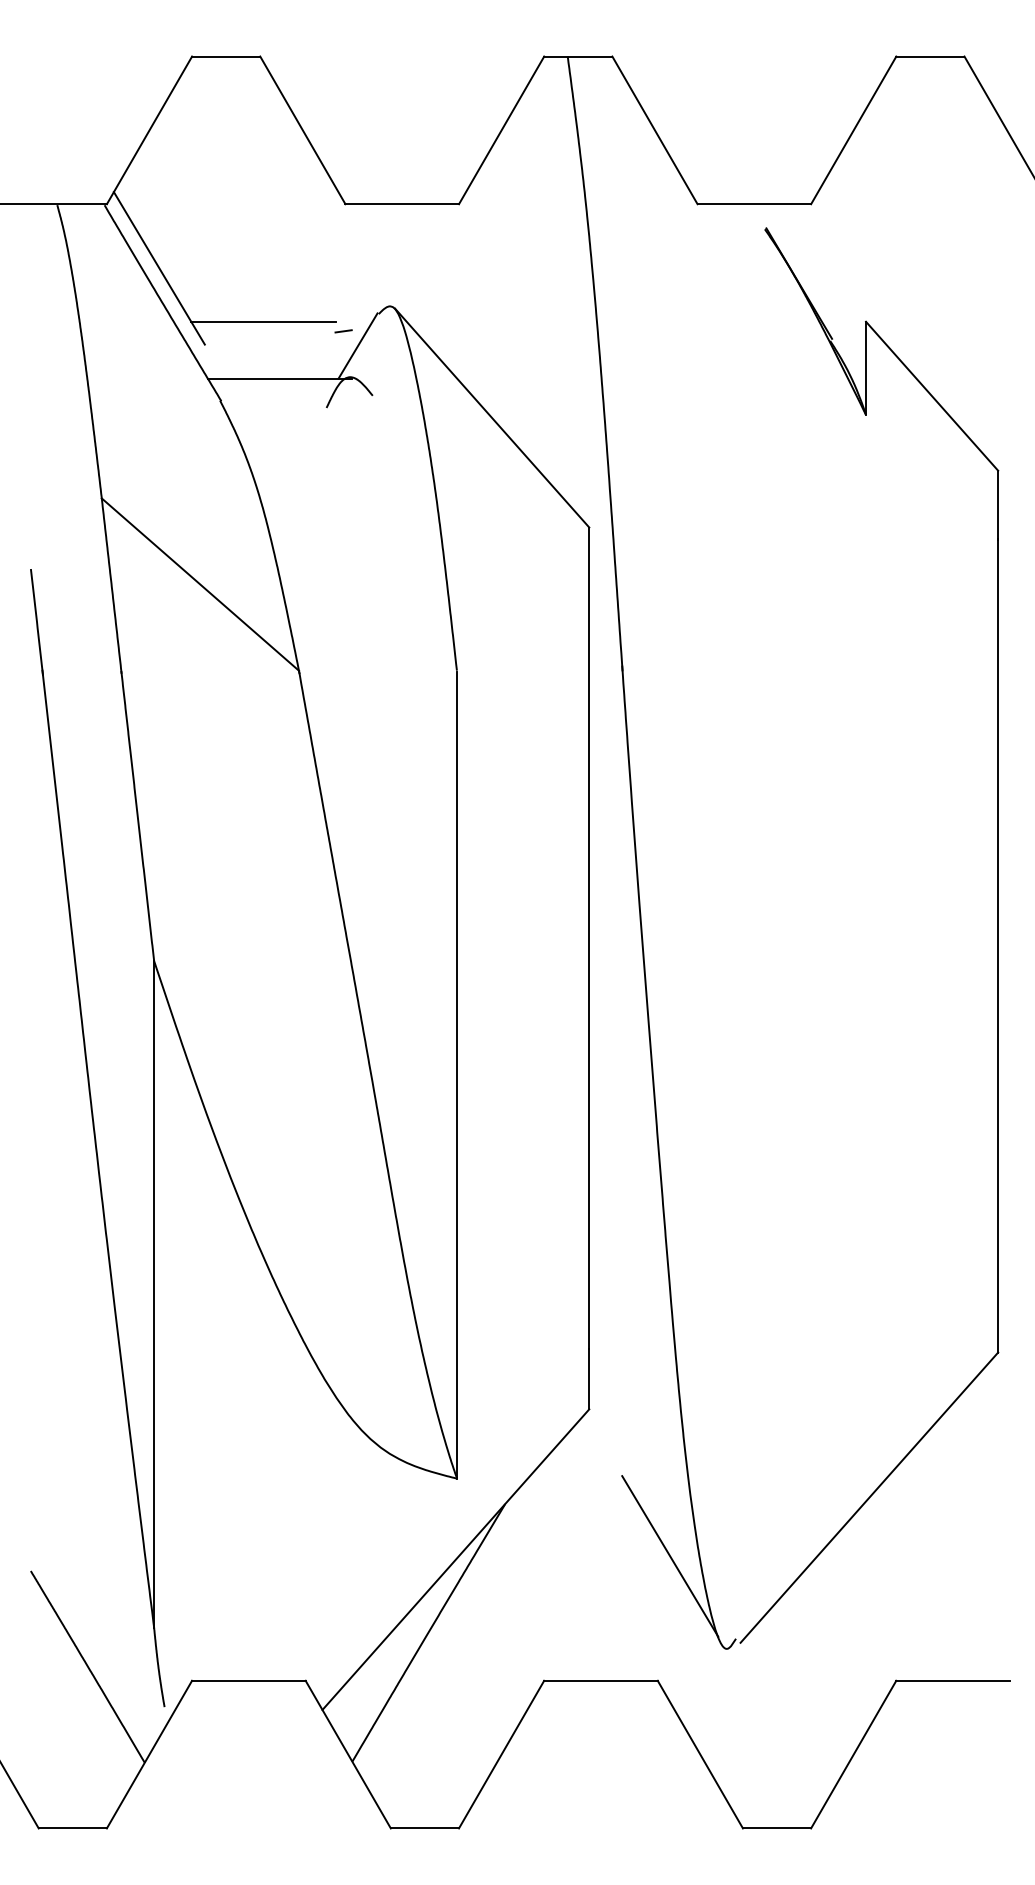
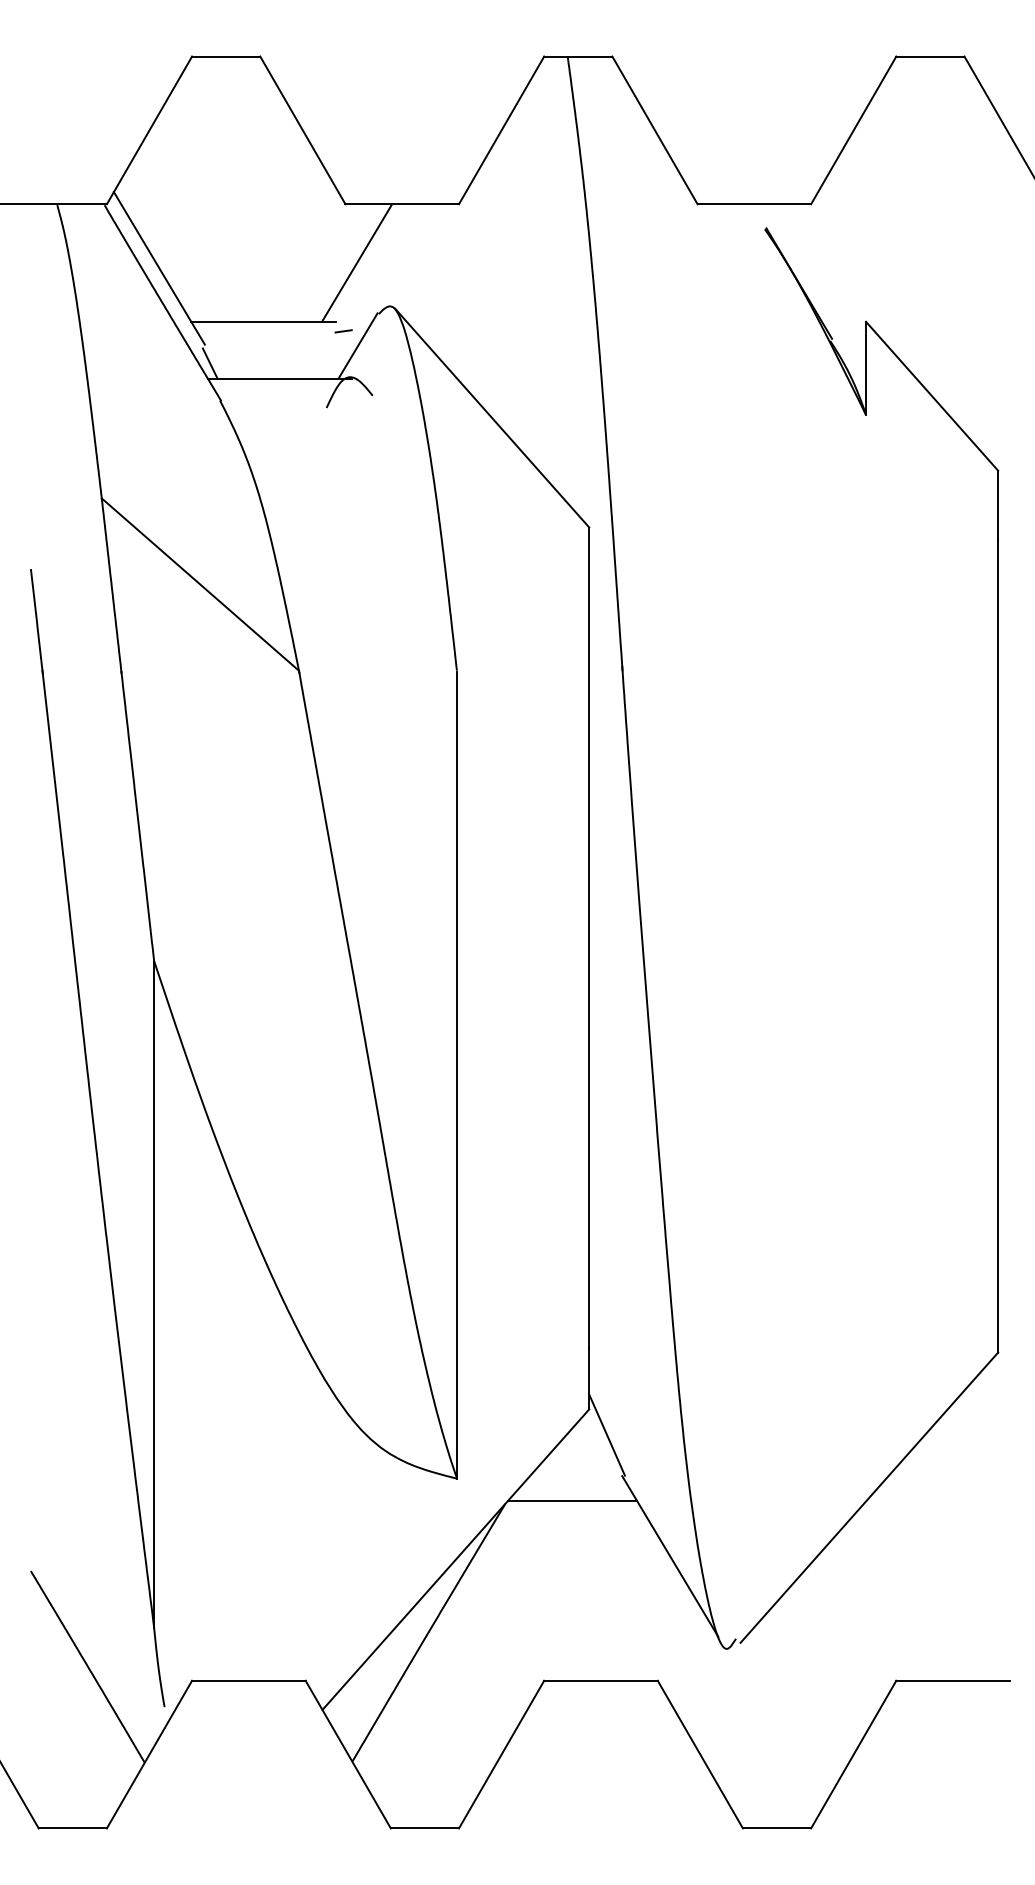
line: none -> present (357, 262)
line: none -> present (209, 363)
line: none -> present (606, 1434)
line: none -> present (572, 1501)
